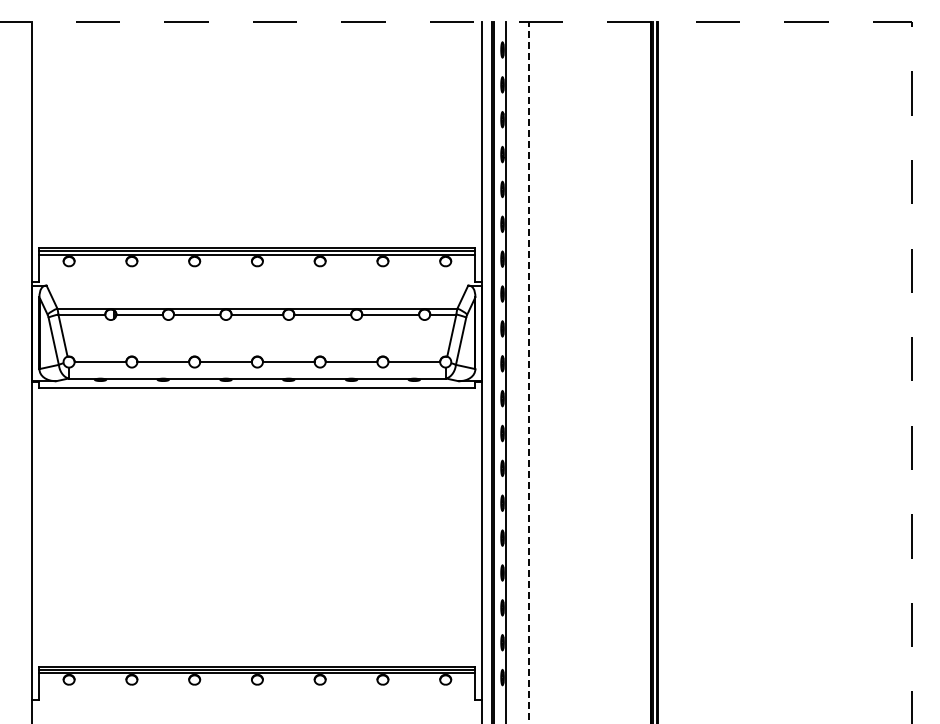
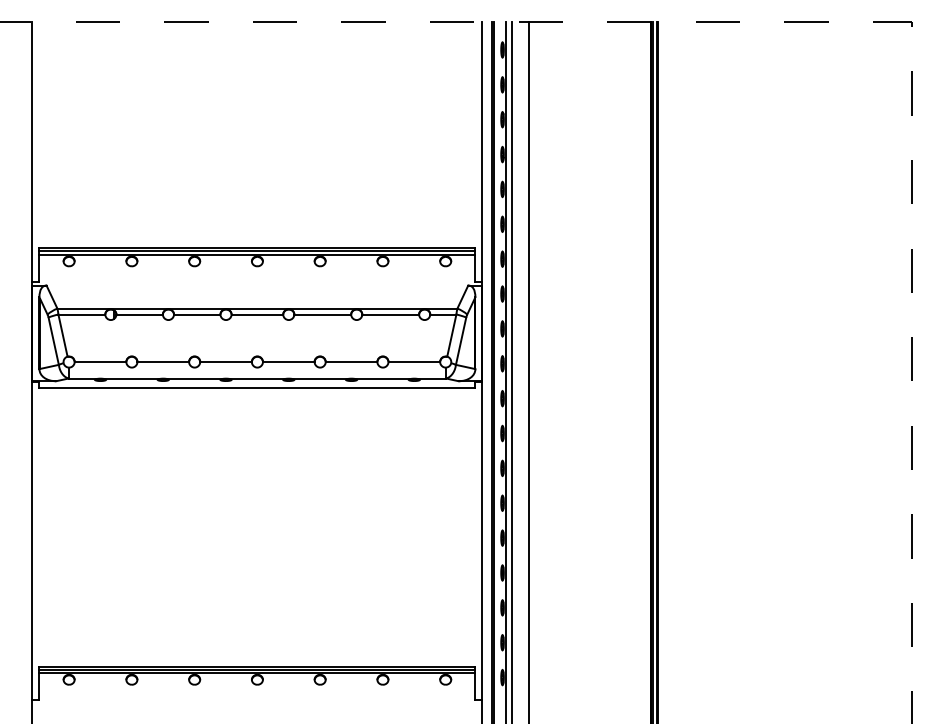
line: none -> present (511, 370)
line: dashed -> solid (529, 372)
